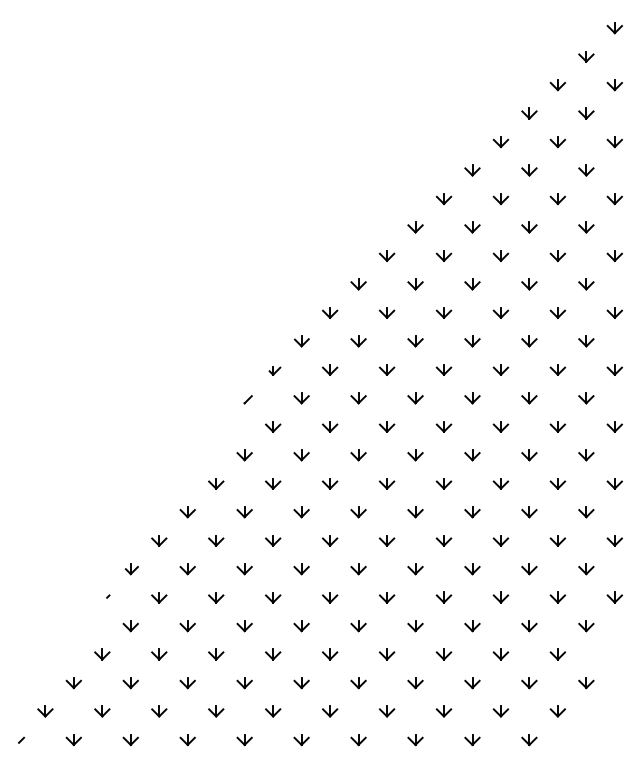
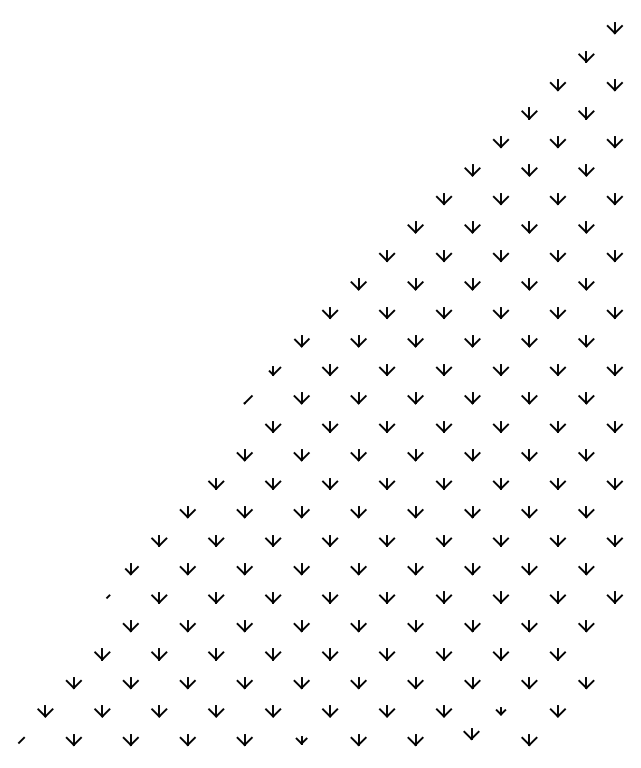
part size: 18x13 px -> 12x9 px (500, 711)
part size: 17x13 px -> 13x9 px (301, 740)
part position: (472, 740) -> (471, 734) (471, 734)
